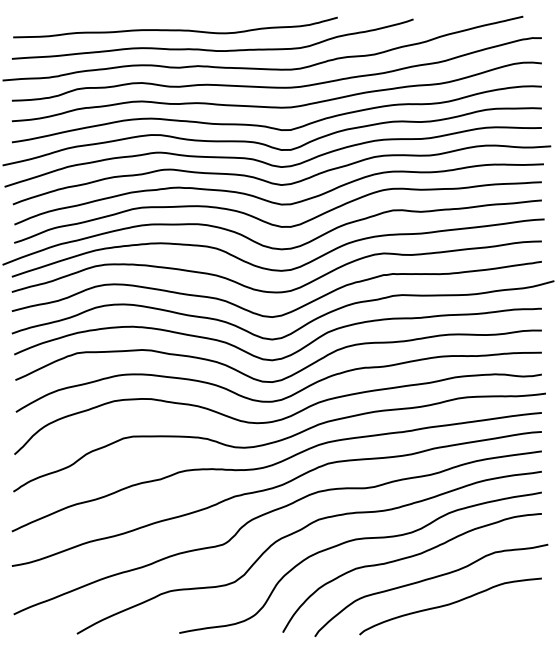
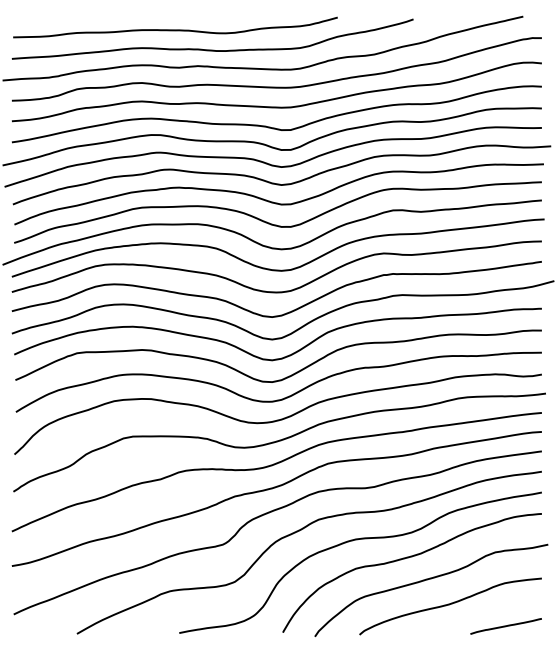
line: none -> present (505, 626)
